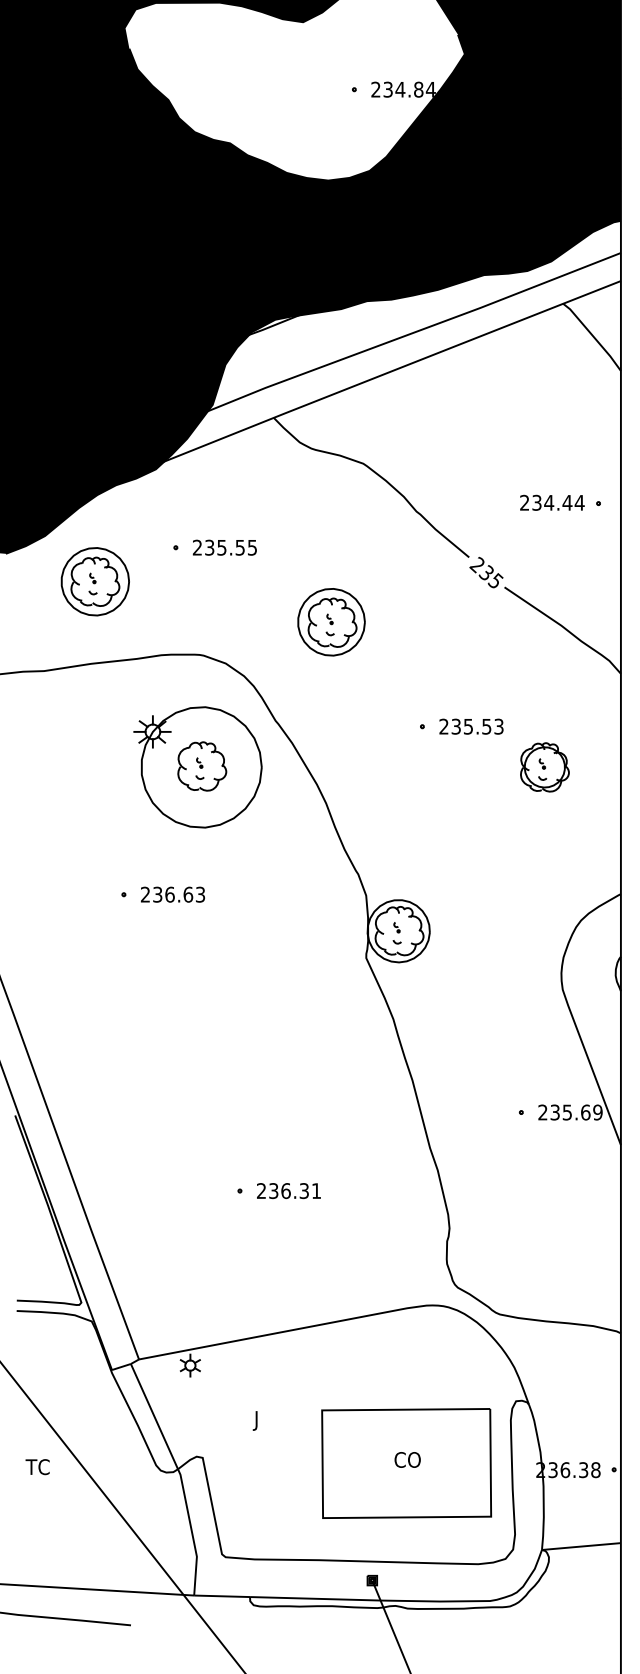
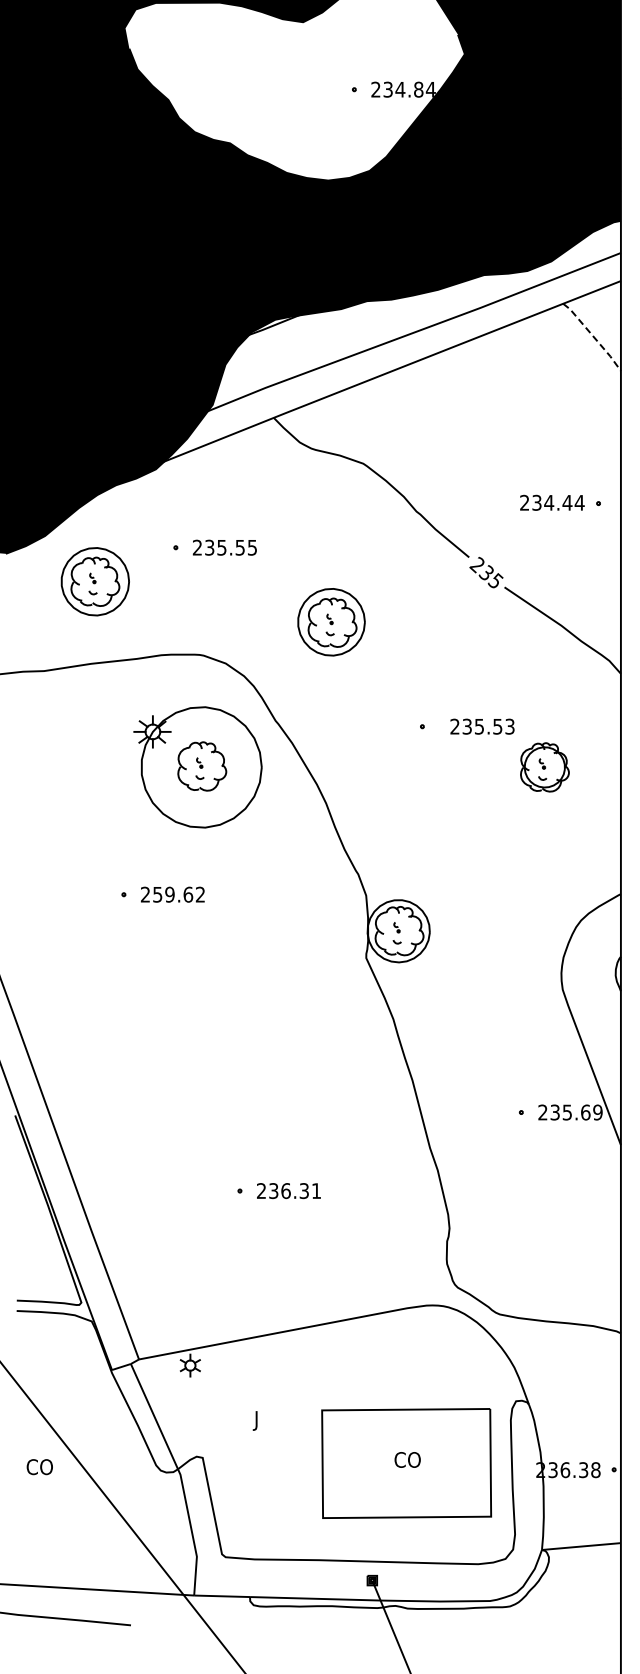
line: solid -> dashed (593, 336)
text position: (471, 726) -> (482, 726) (482, 726)
text: 236.63 -> 259.62 (179, 894)
text: TC -> CO (38, 1467)
